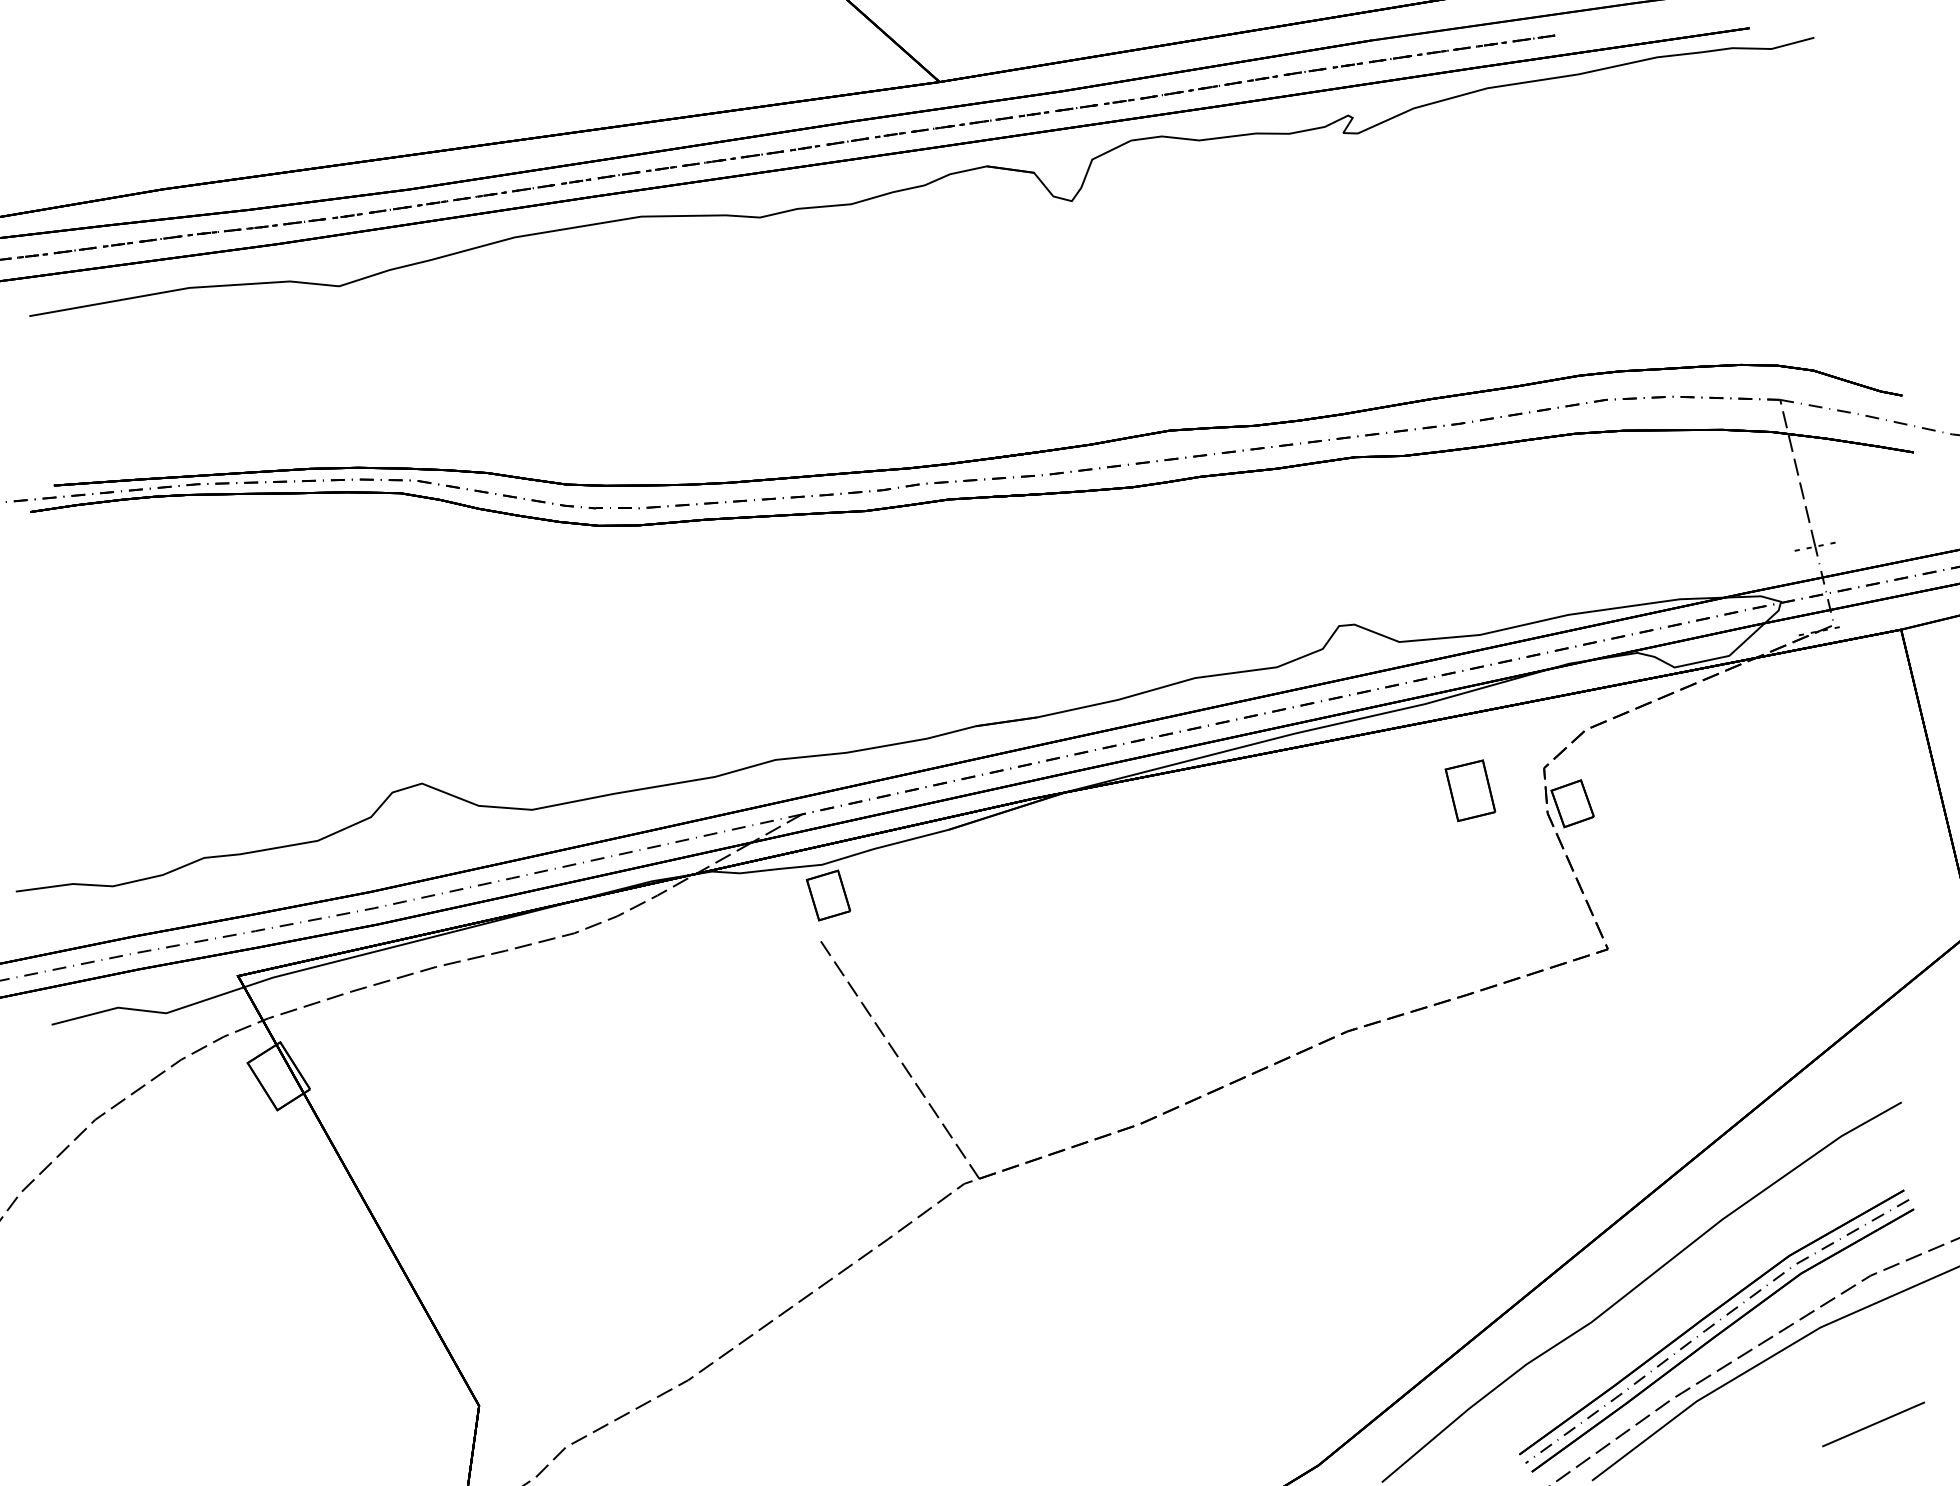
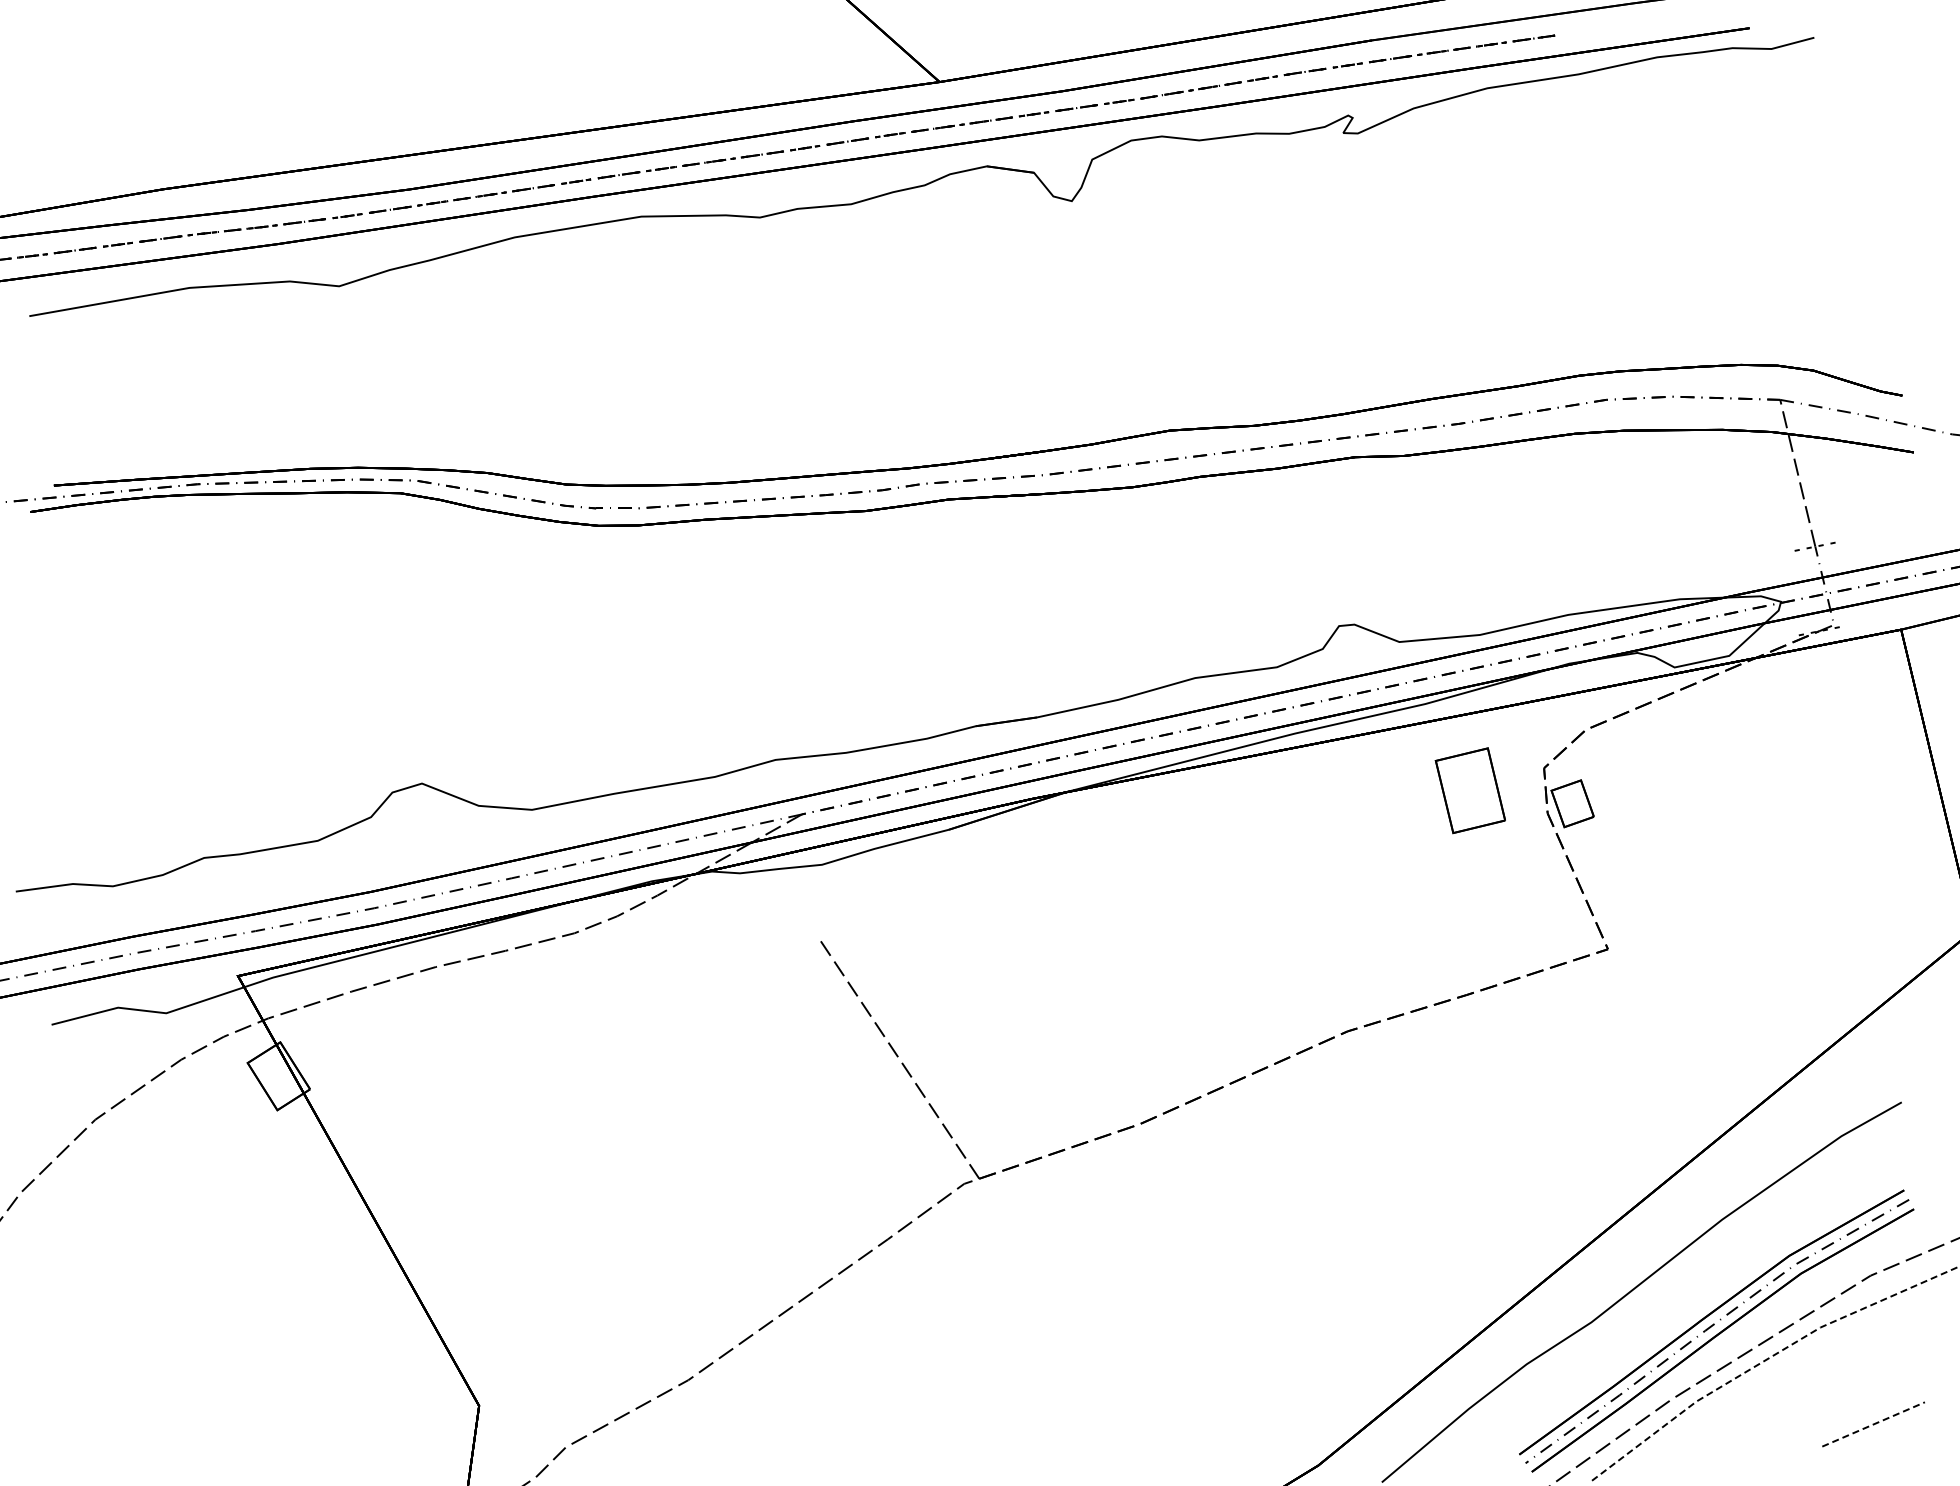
part size: 53x64 px -> 72x88 px (1469, 790)
part: present -> none (828, 895)
line: solid -> dashed (1767, 1359)
line: solid -> dashed (1873, 1424)
